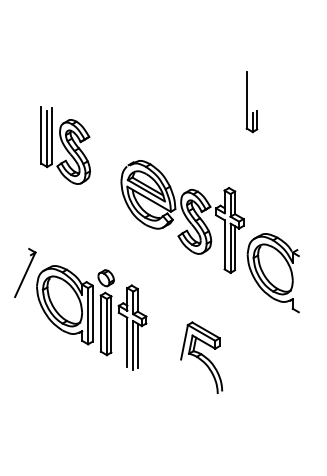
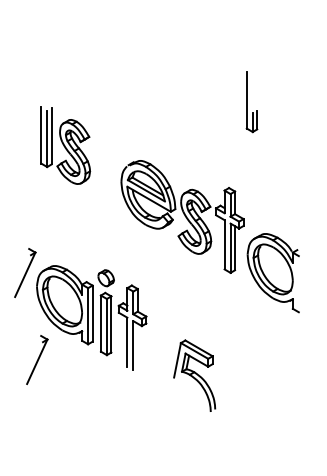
line: present -> none (137, 345)
part position: (201, 357) -> (194, 375) (194, 375)
part: none -> present (37, 359)
